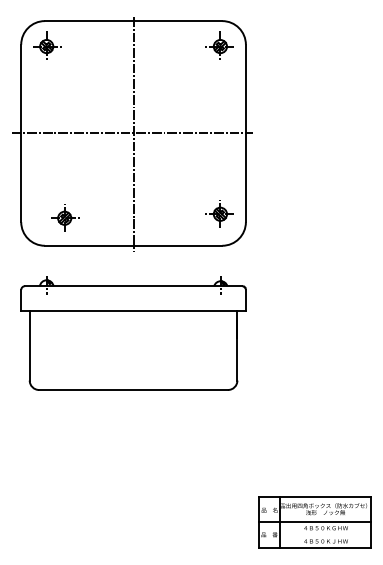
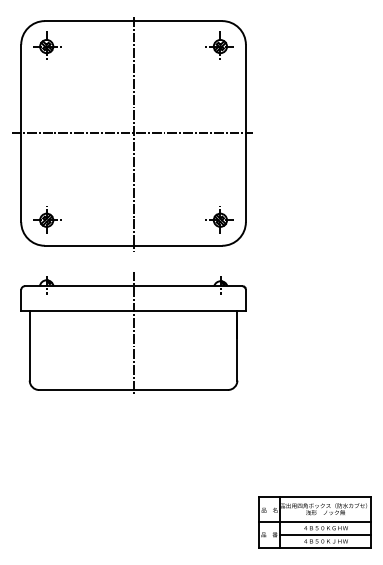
part position: (219, 213) -> (219, 219) (219, 219)
part position: (65, 217) -> (47, 219) (47, 219)
line: none -> present (133, 333)
line: none -> present (325, 534)
